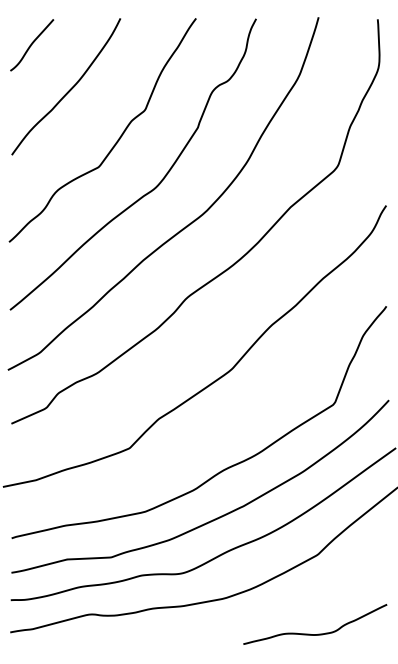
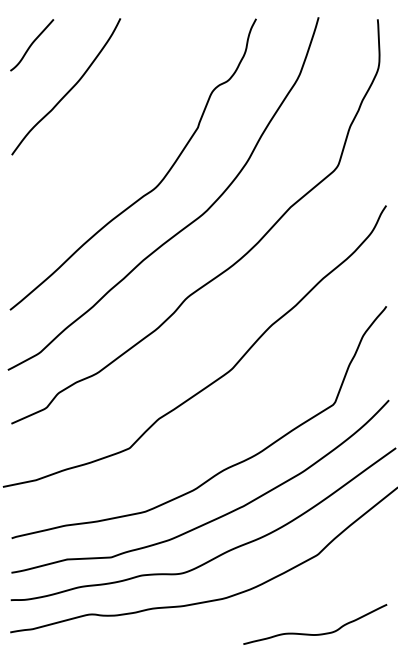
curve: present -> none (117, 139)
